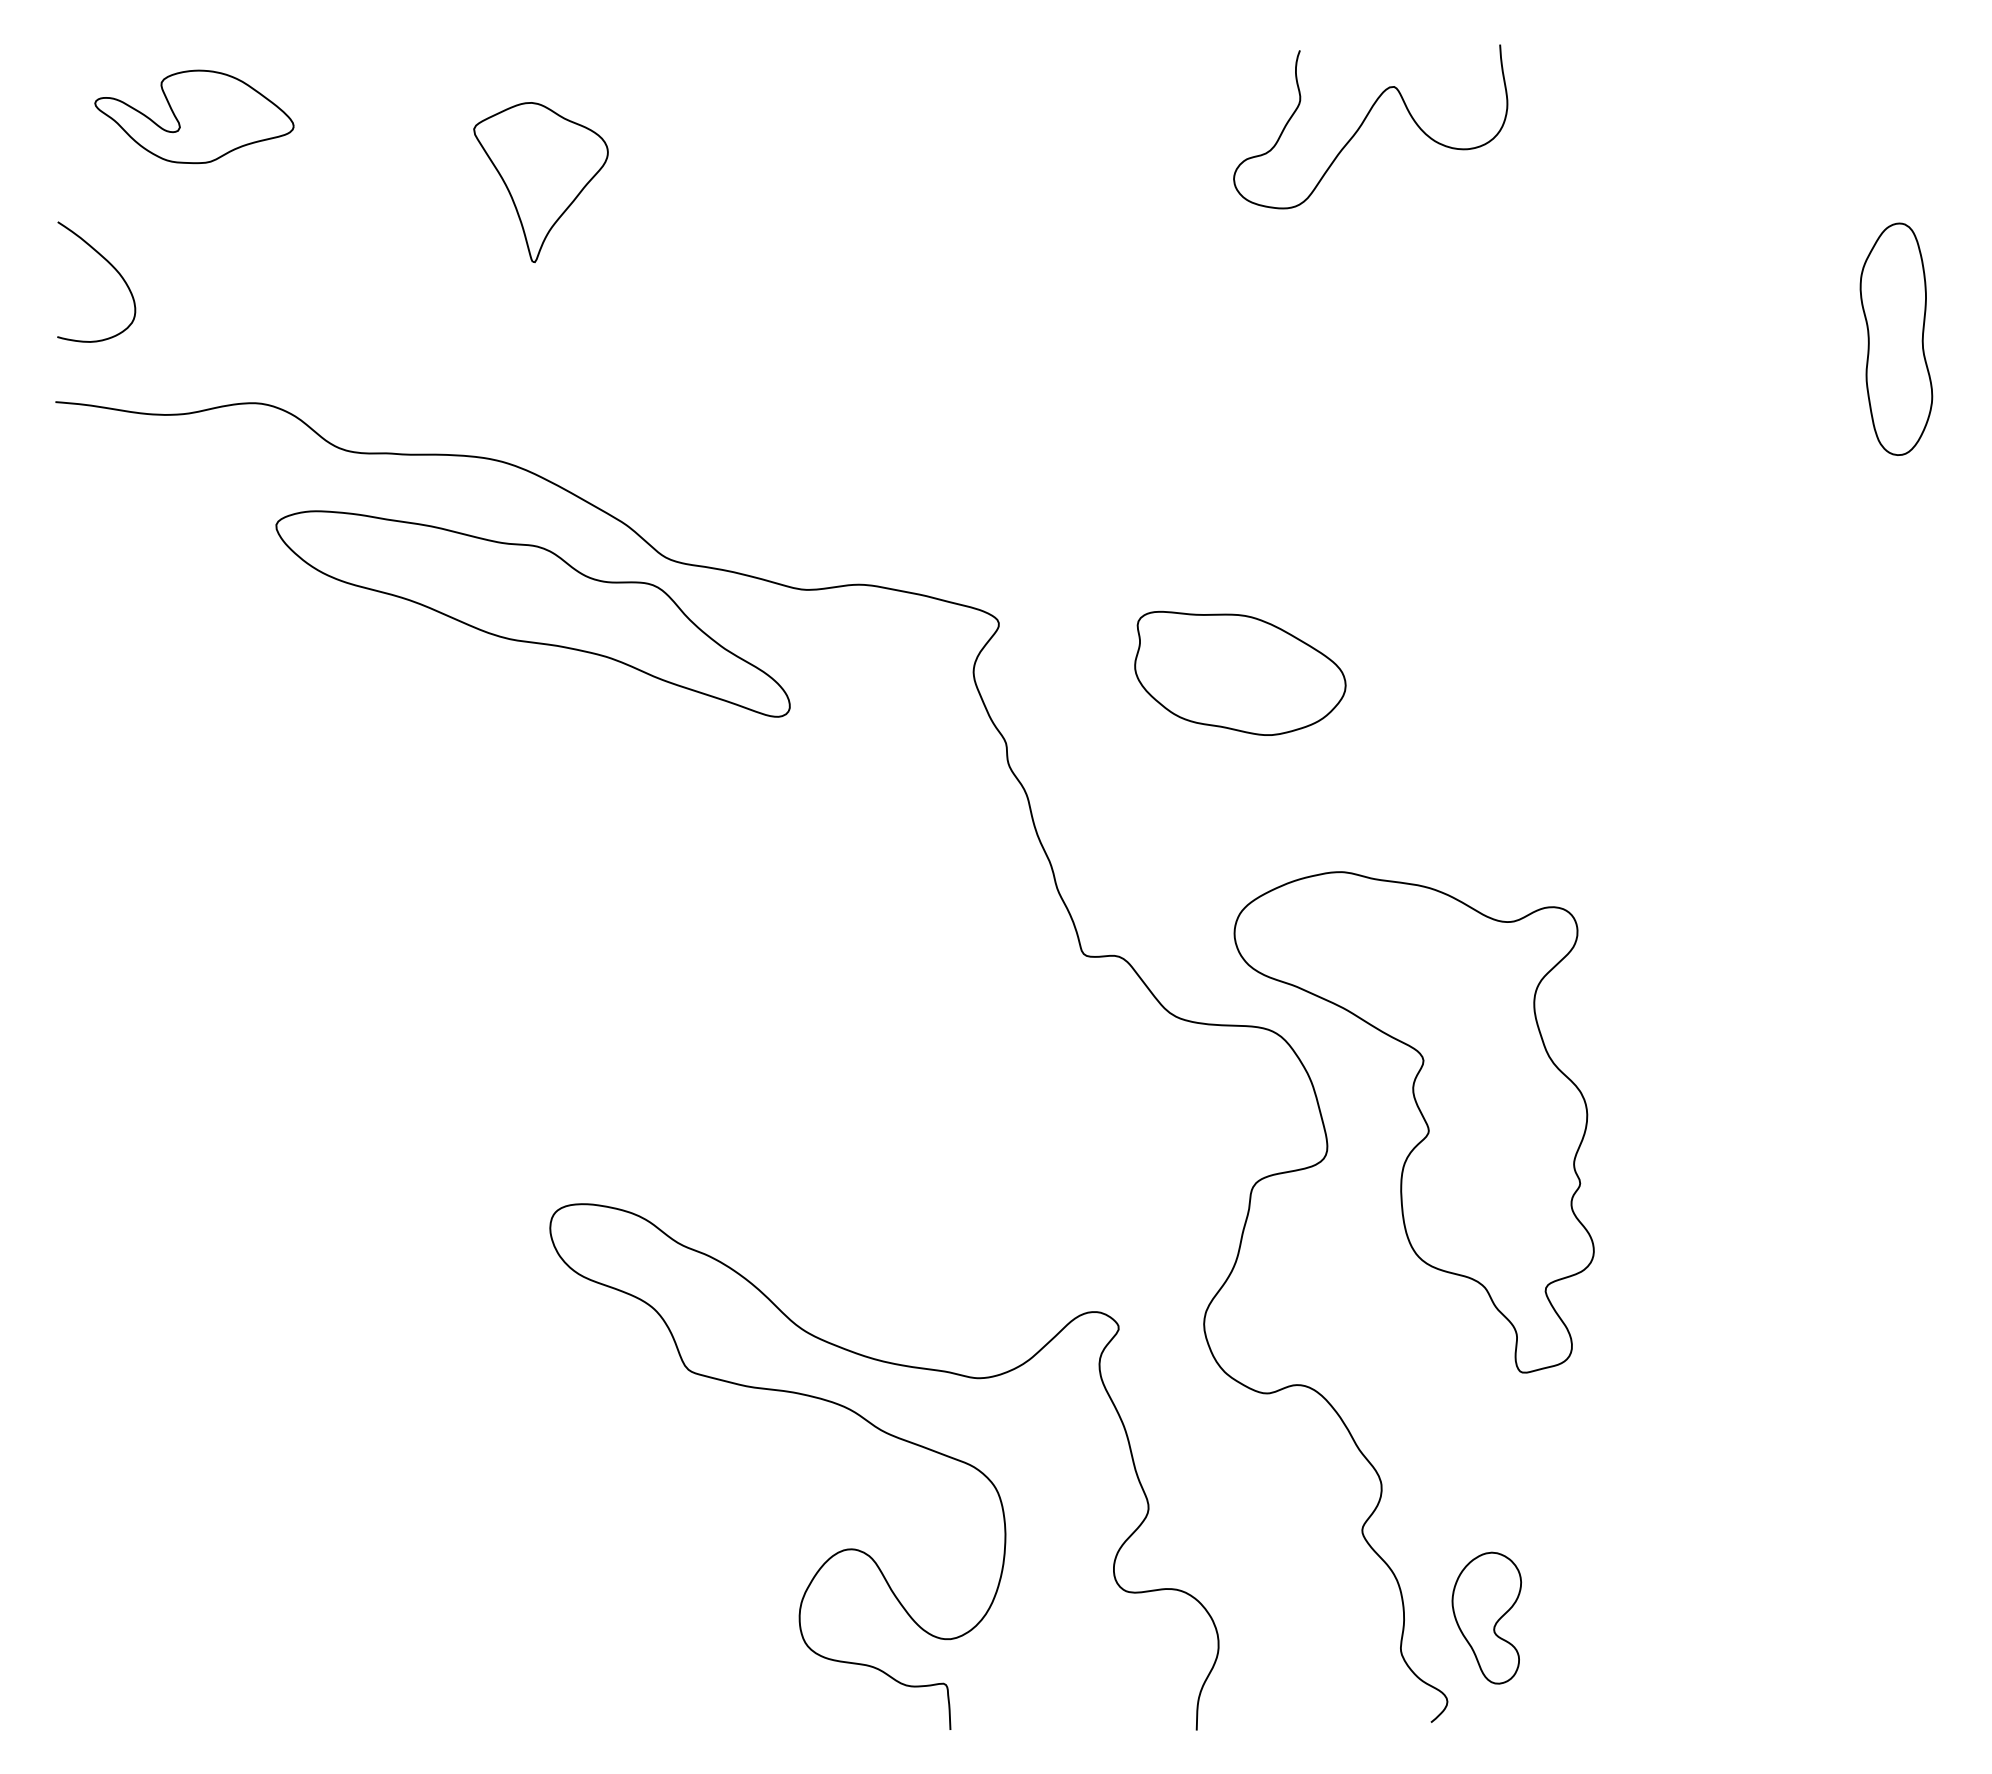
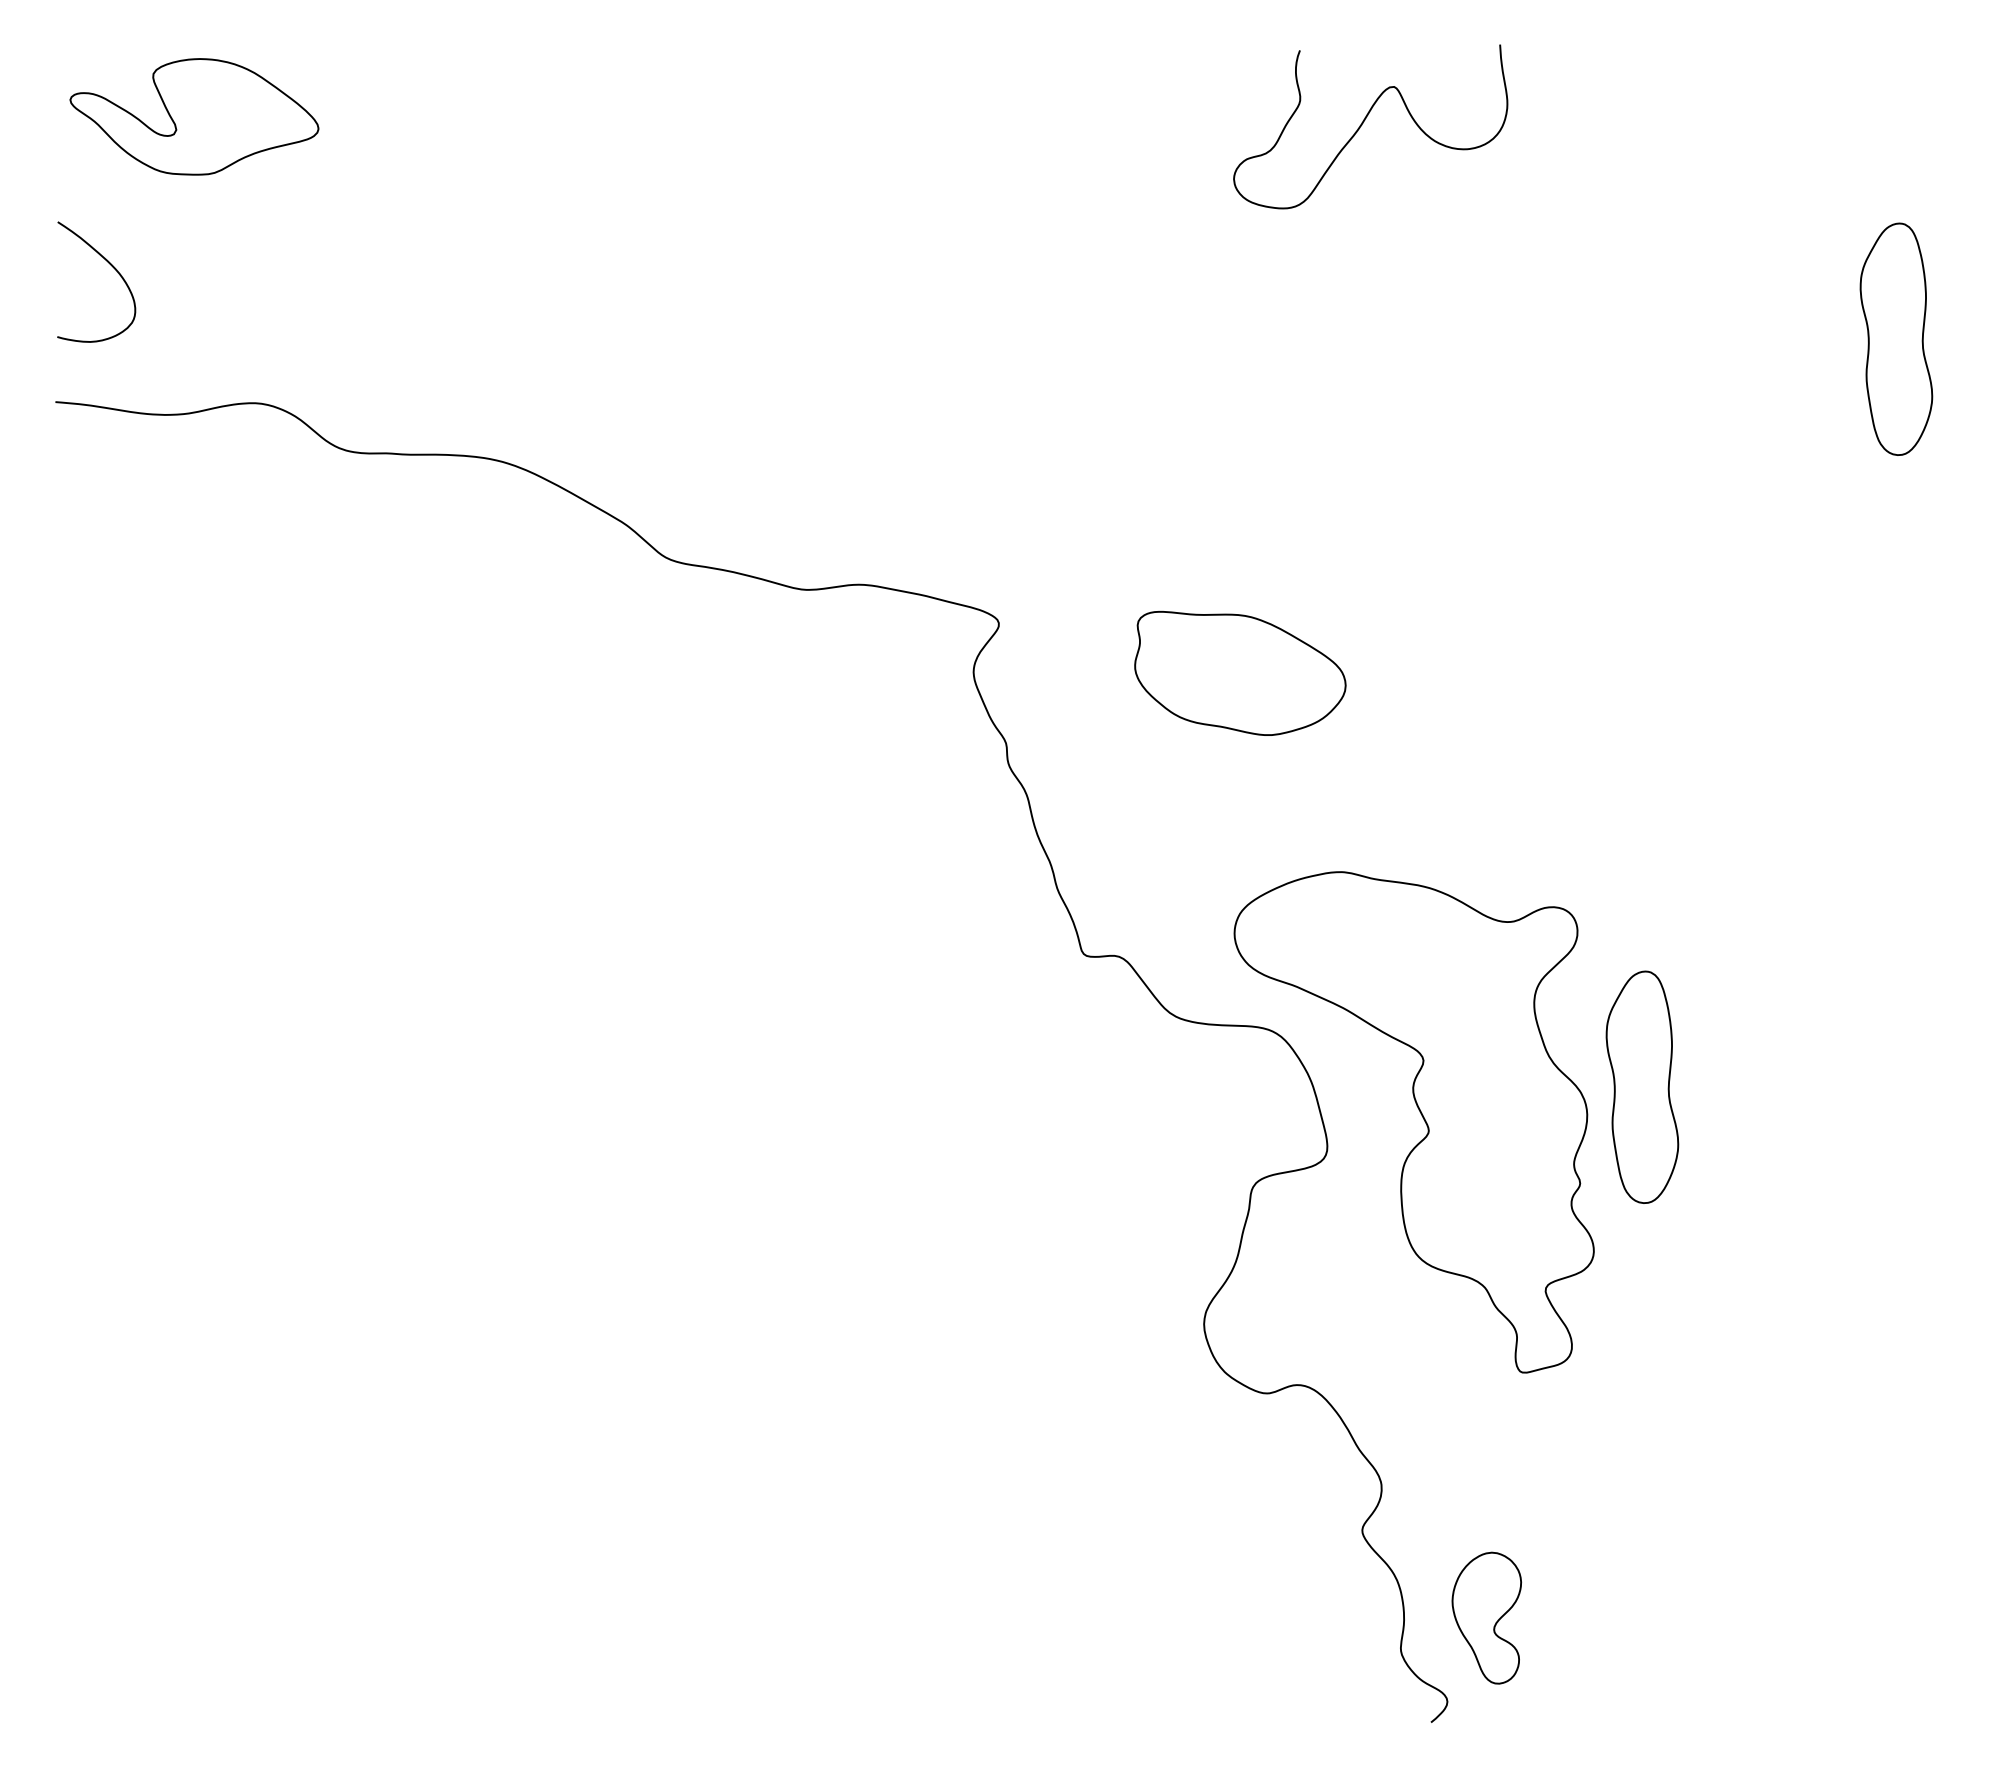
part size: 201x96 px -> 251x118 px (194, 116)
part: present -> none (540, 182)
part: present -> none (532, 613)
part: none -> present (1642, 1086)
curve: present -> none (896, 1438)
